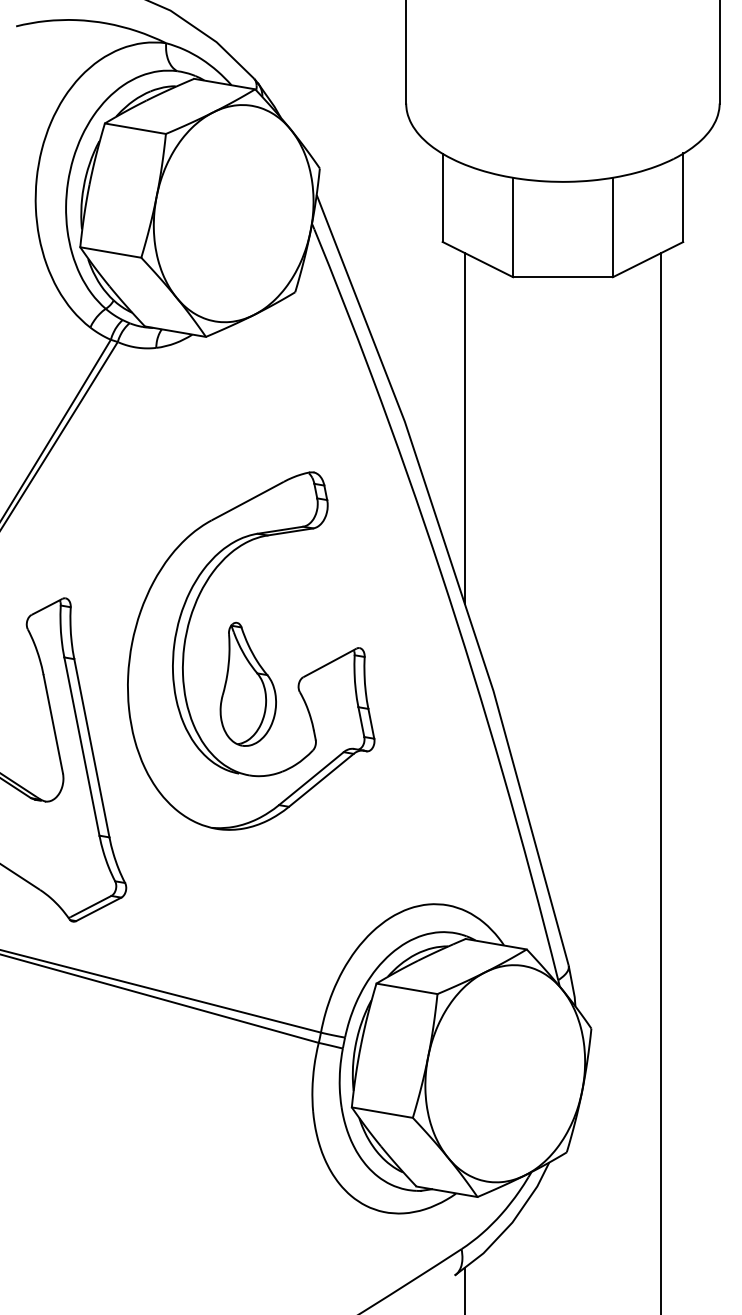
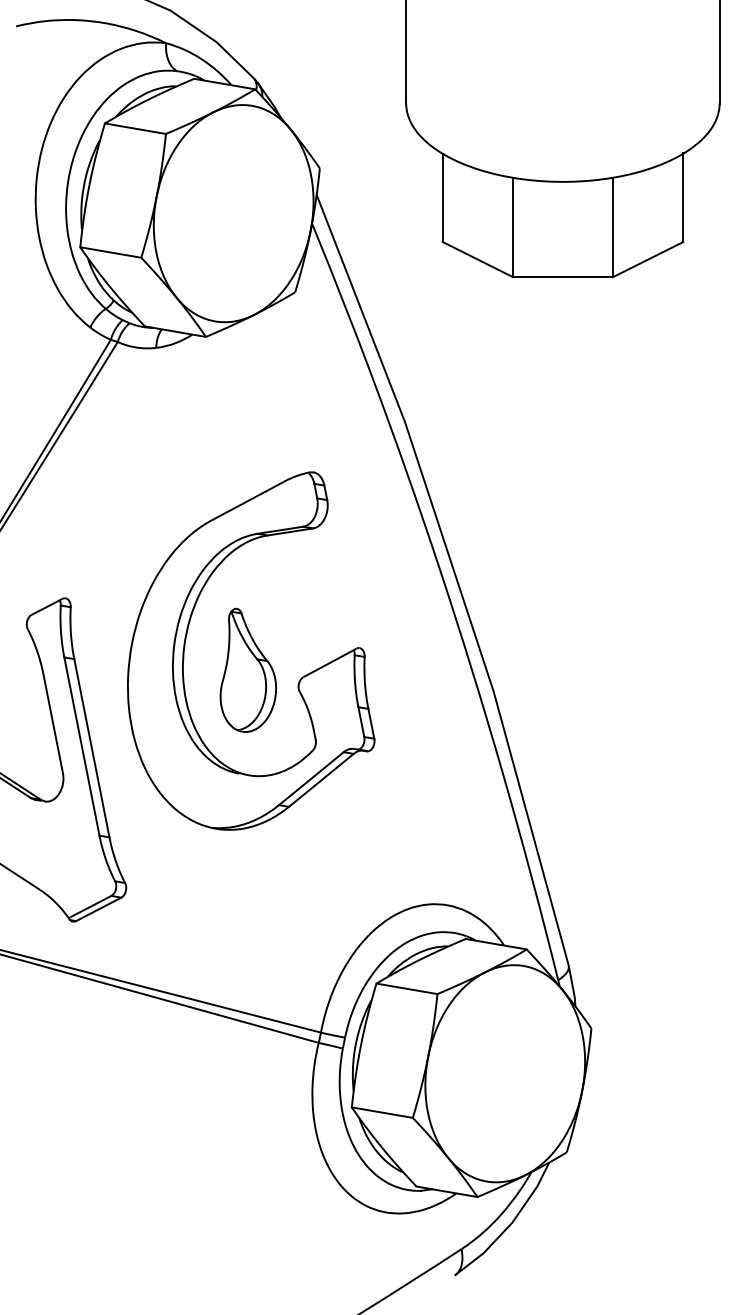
line: present -> none (464, 428)
part position: (247, 683) -> (247, 669) (247, 669)
line: present -> none (660, 782)
line: present -> none (464, 1289)
